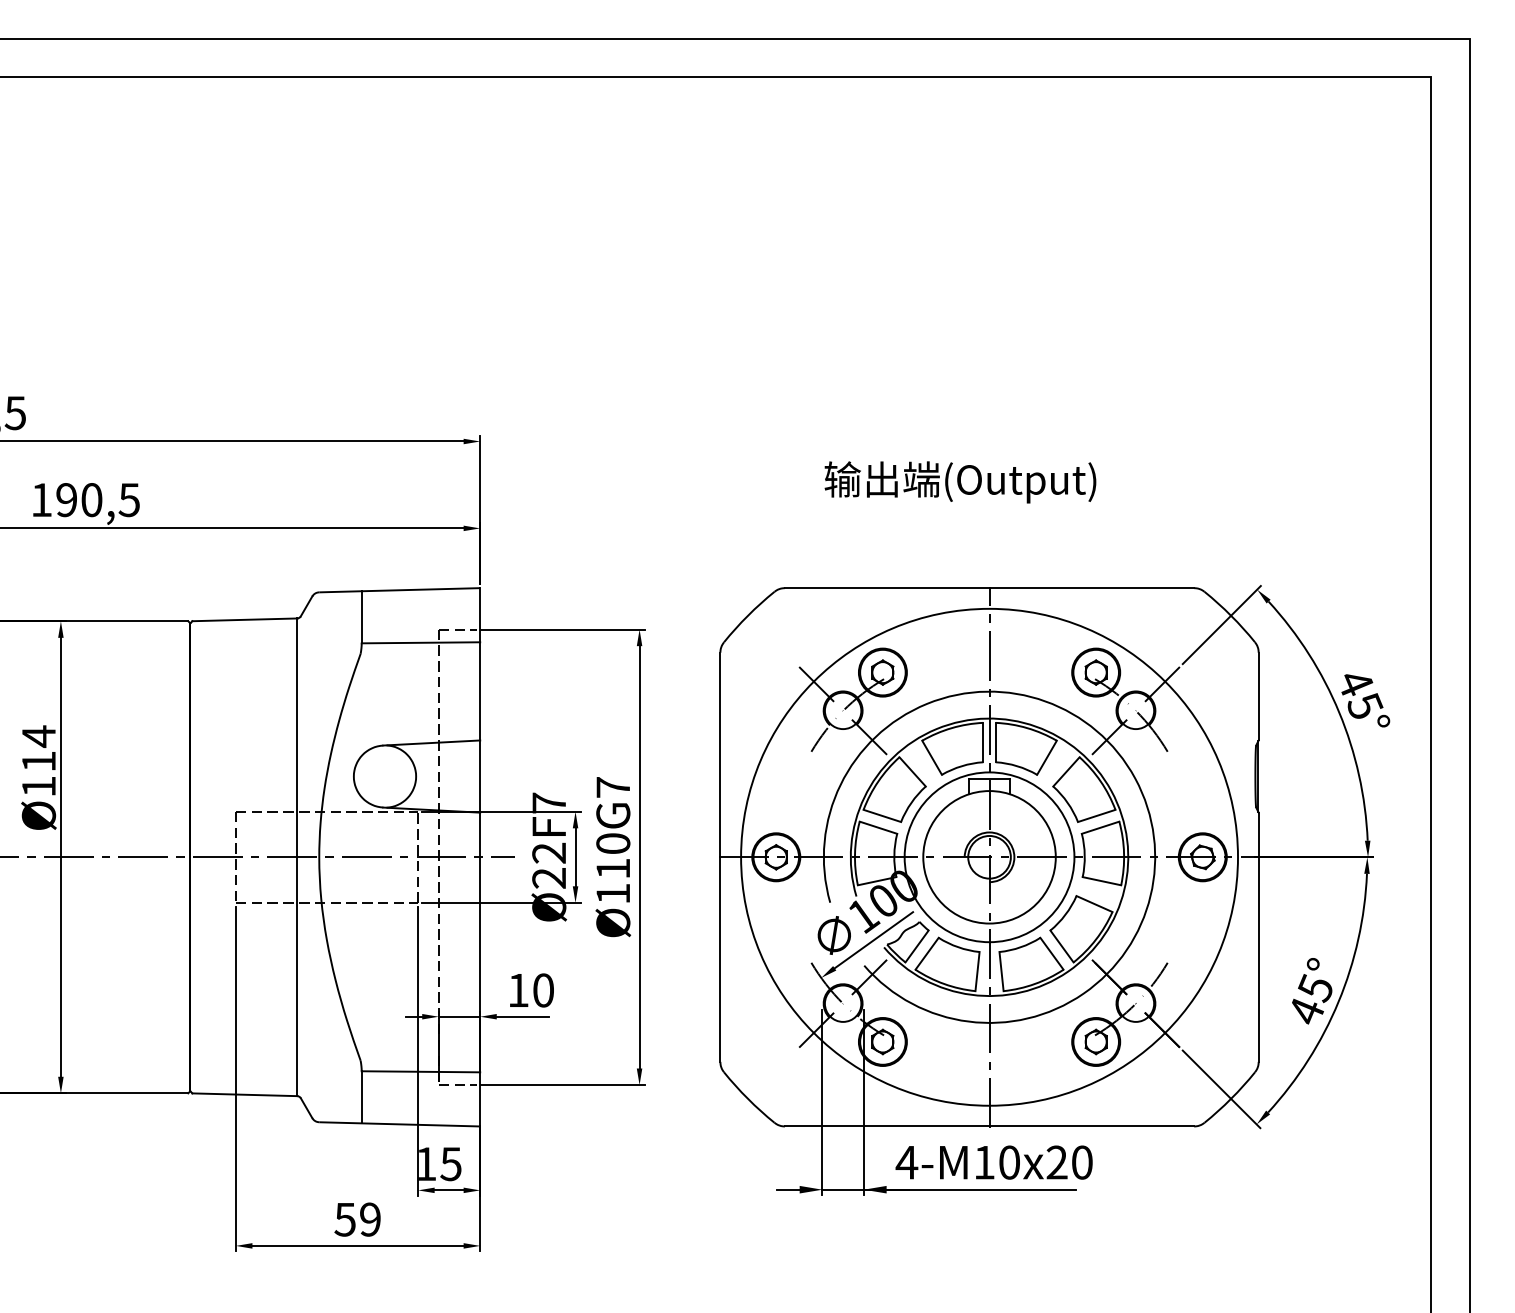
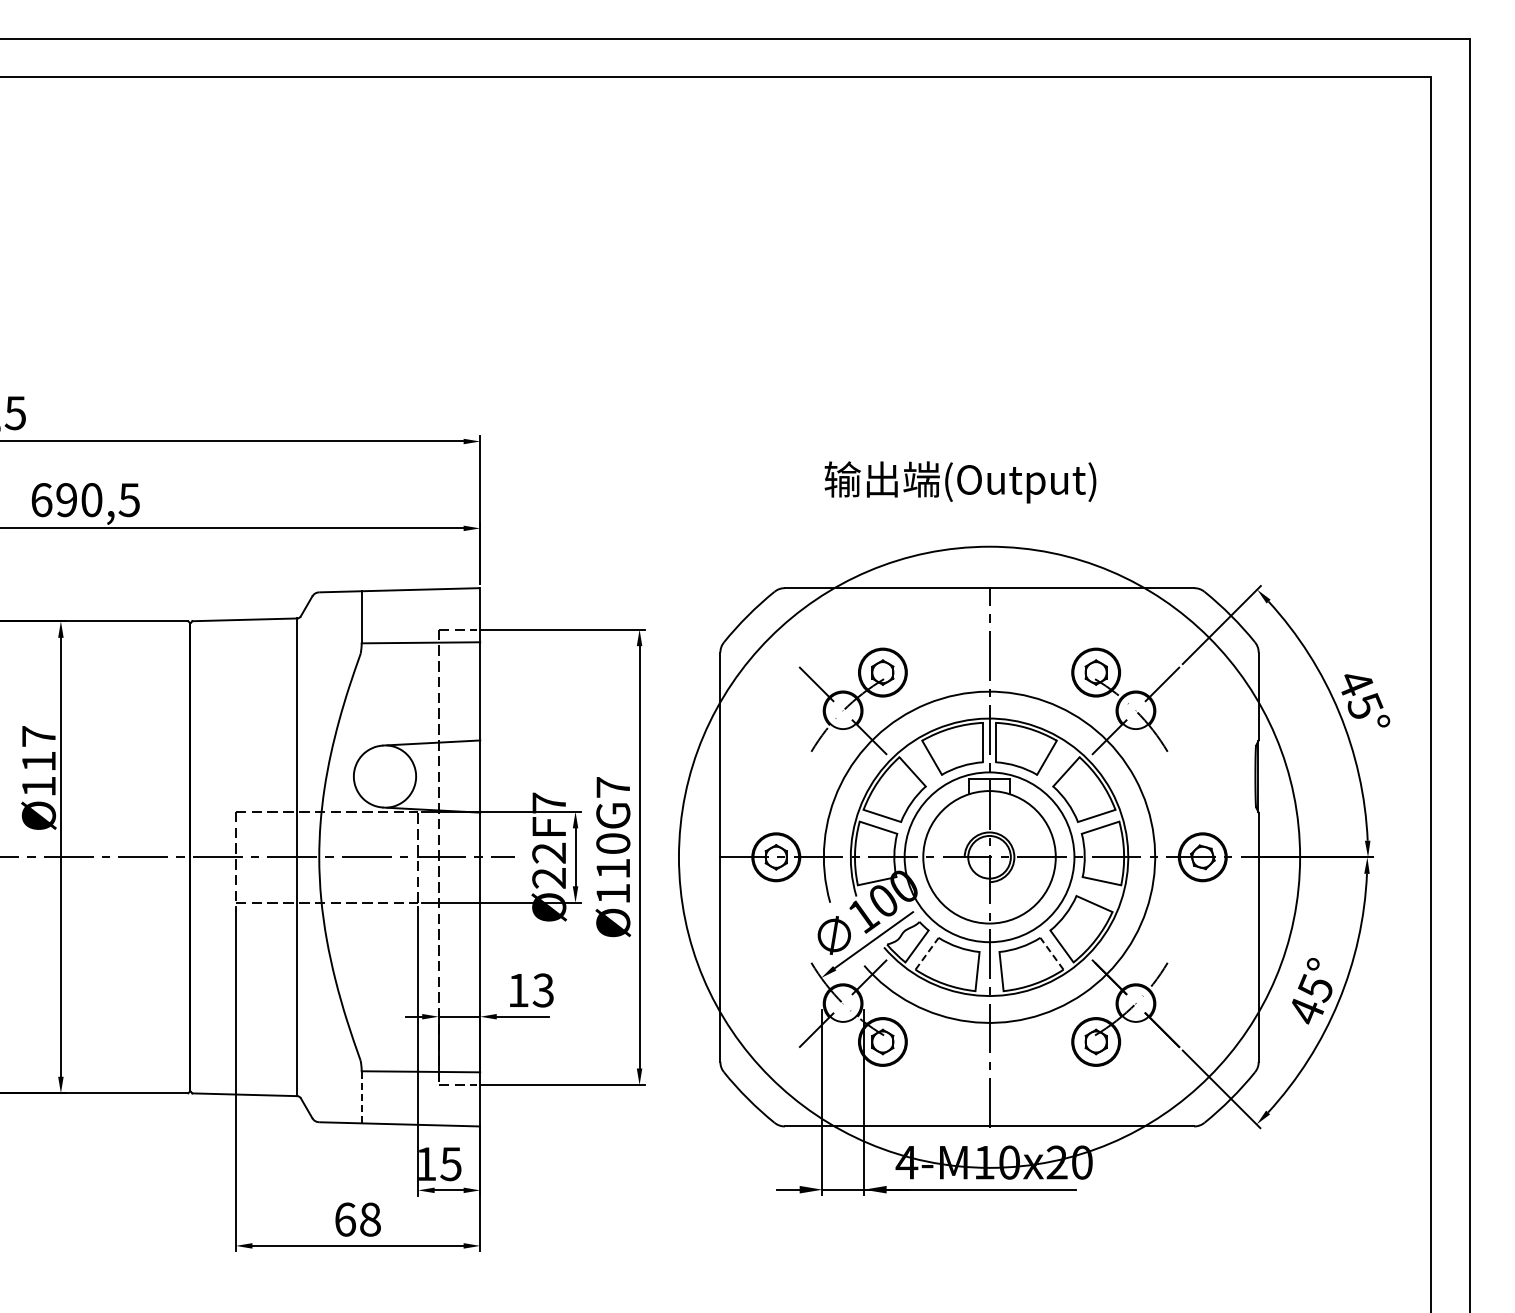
text: 190,5 -> 690,5 (41, 500)
text: Ø114 -> Ø117 (38, 736)
circle diameter: 497 px -> 621 px (989, 856)
line: solid -> dashed (927, 953)
line: solid -> dashed (1051, 953)
text: 10 -> 13 (542, 990)
line: solid -> dashed (361, 1096)
text: 59 -> 68 (357, 1219)
